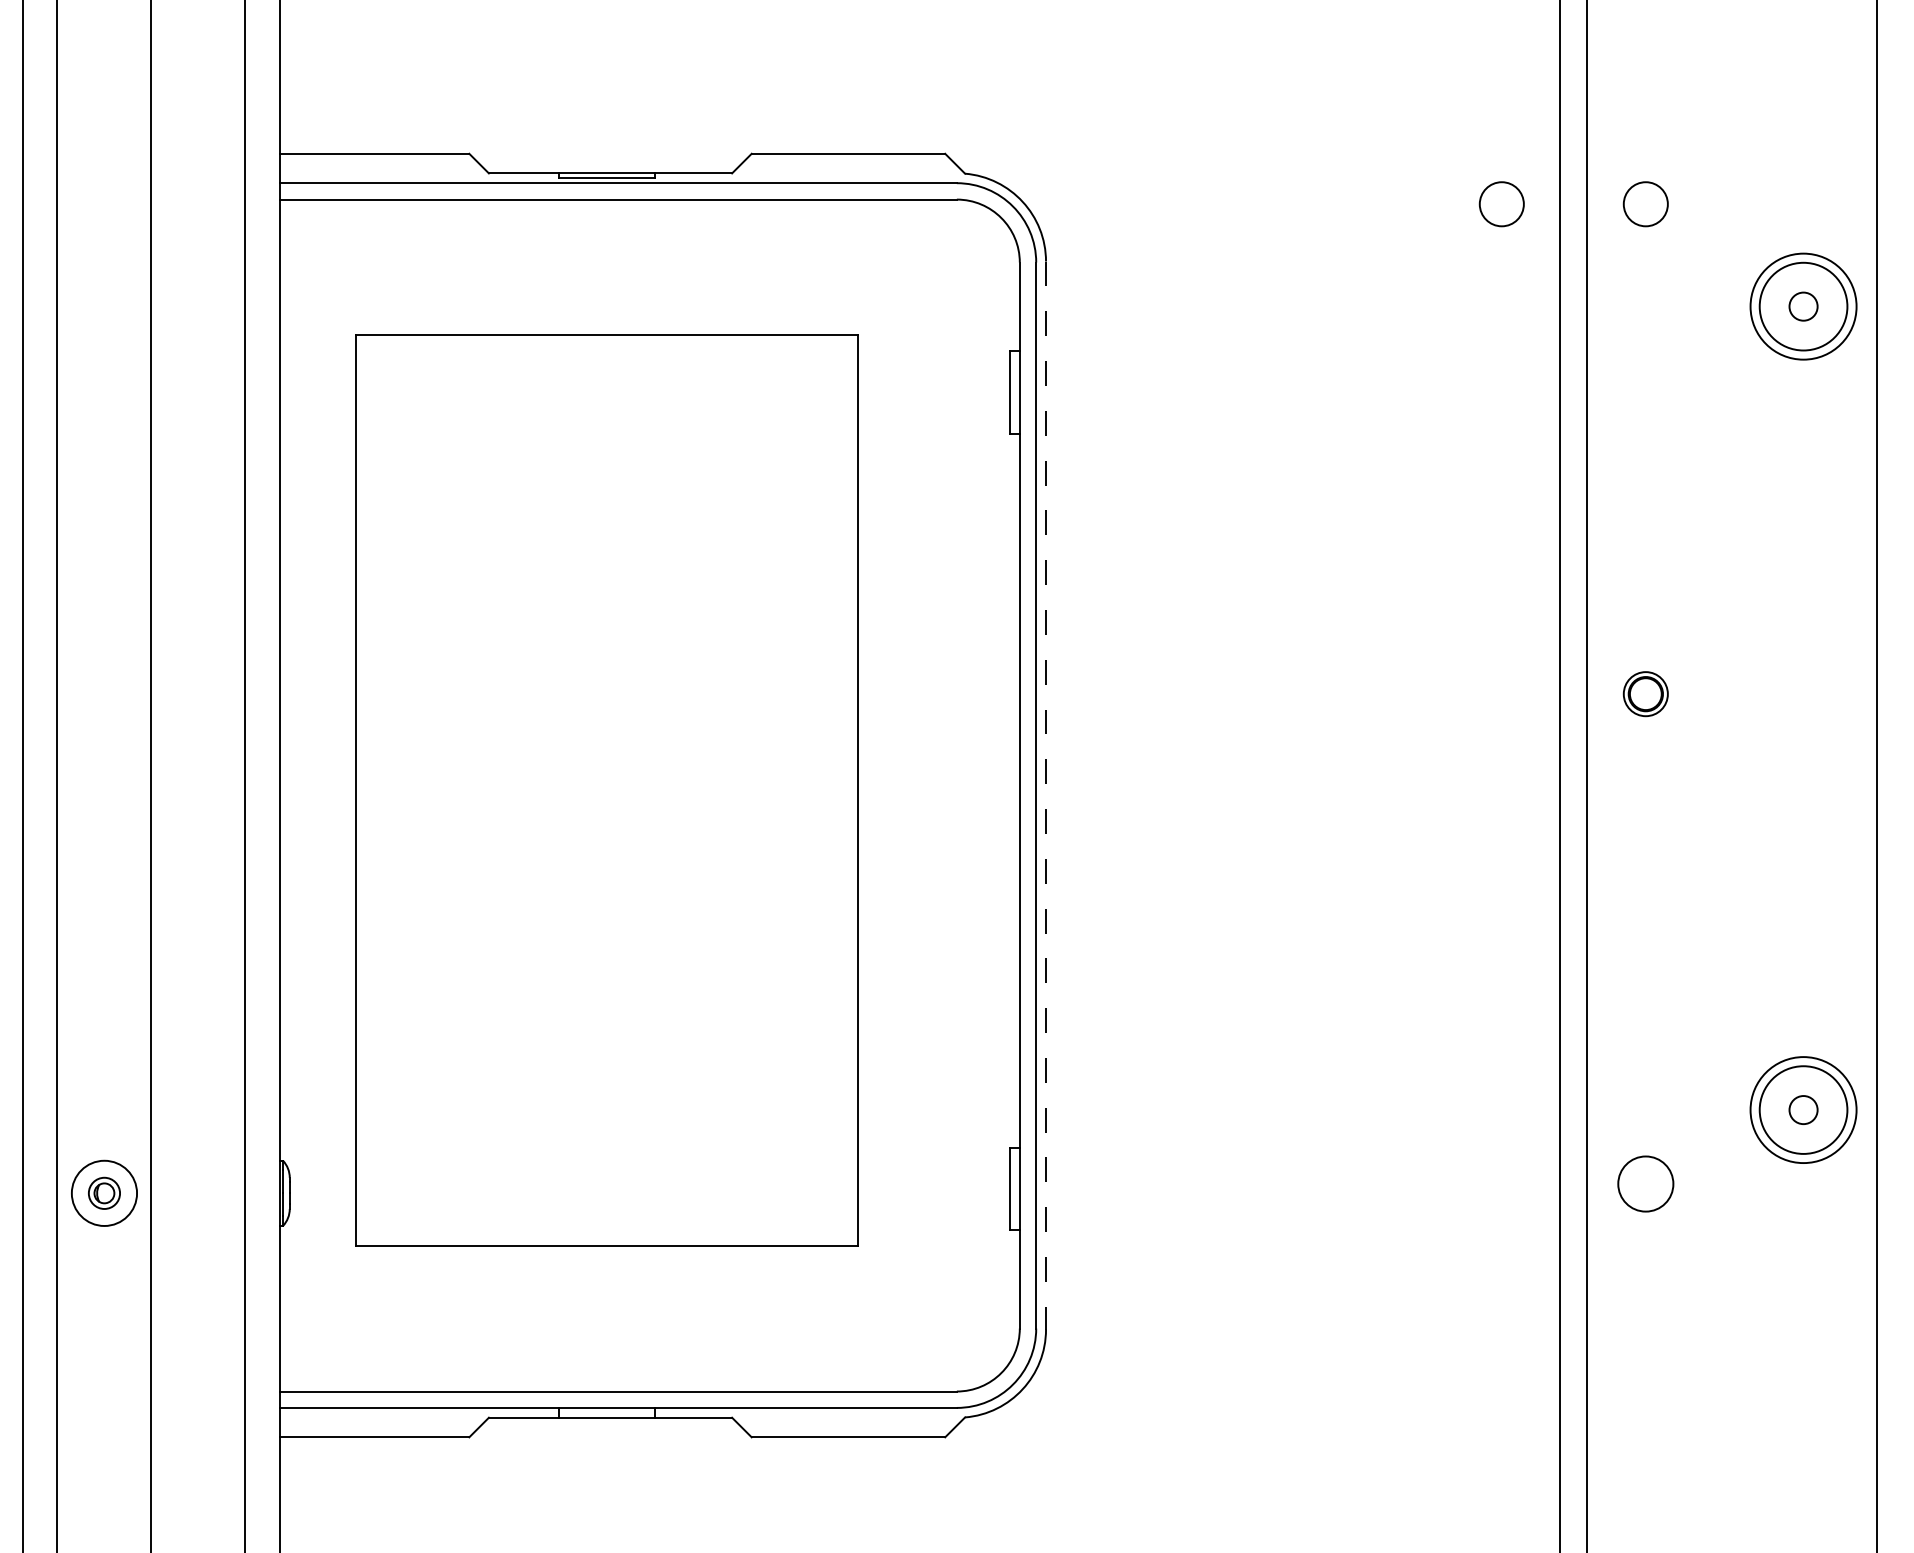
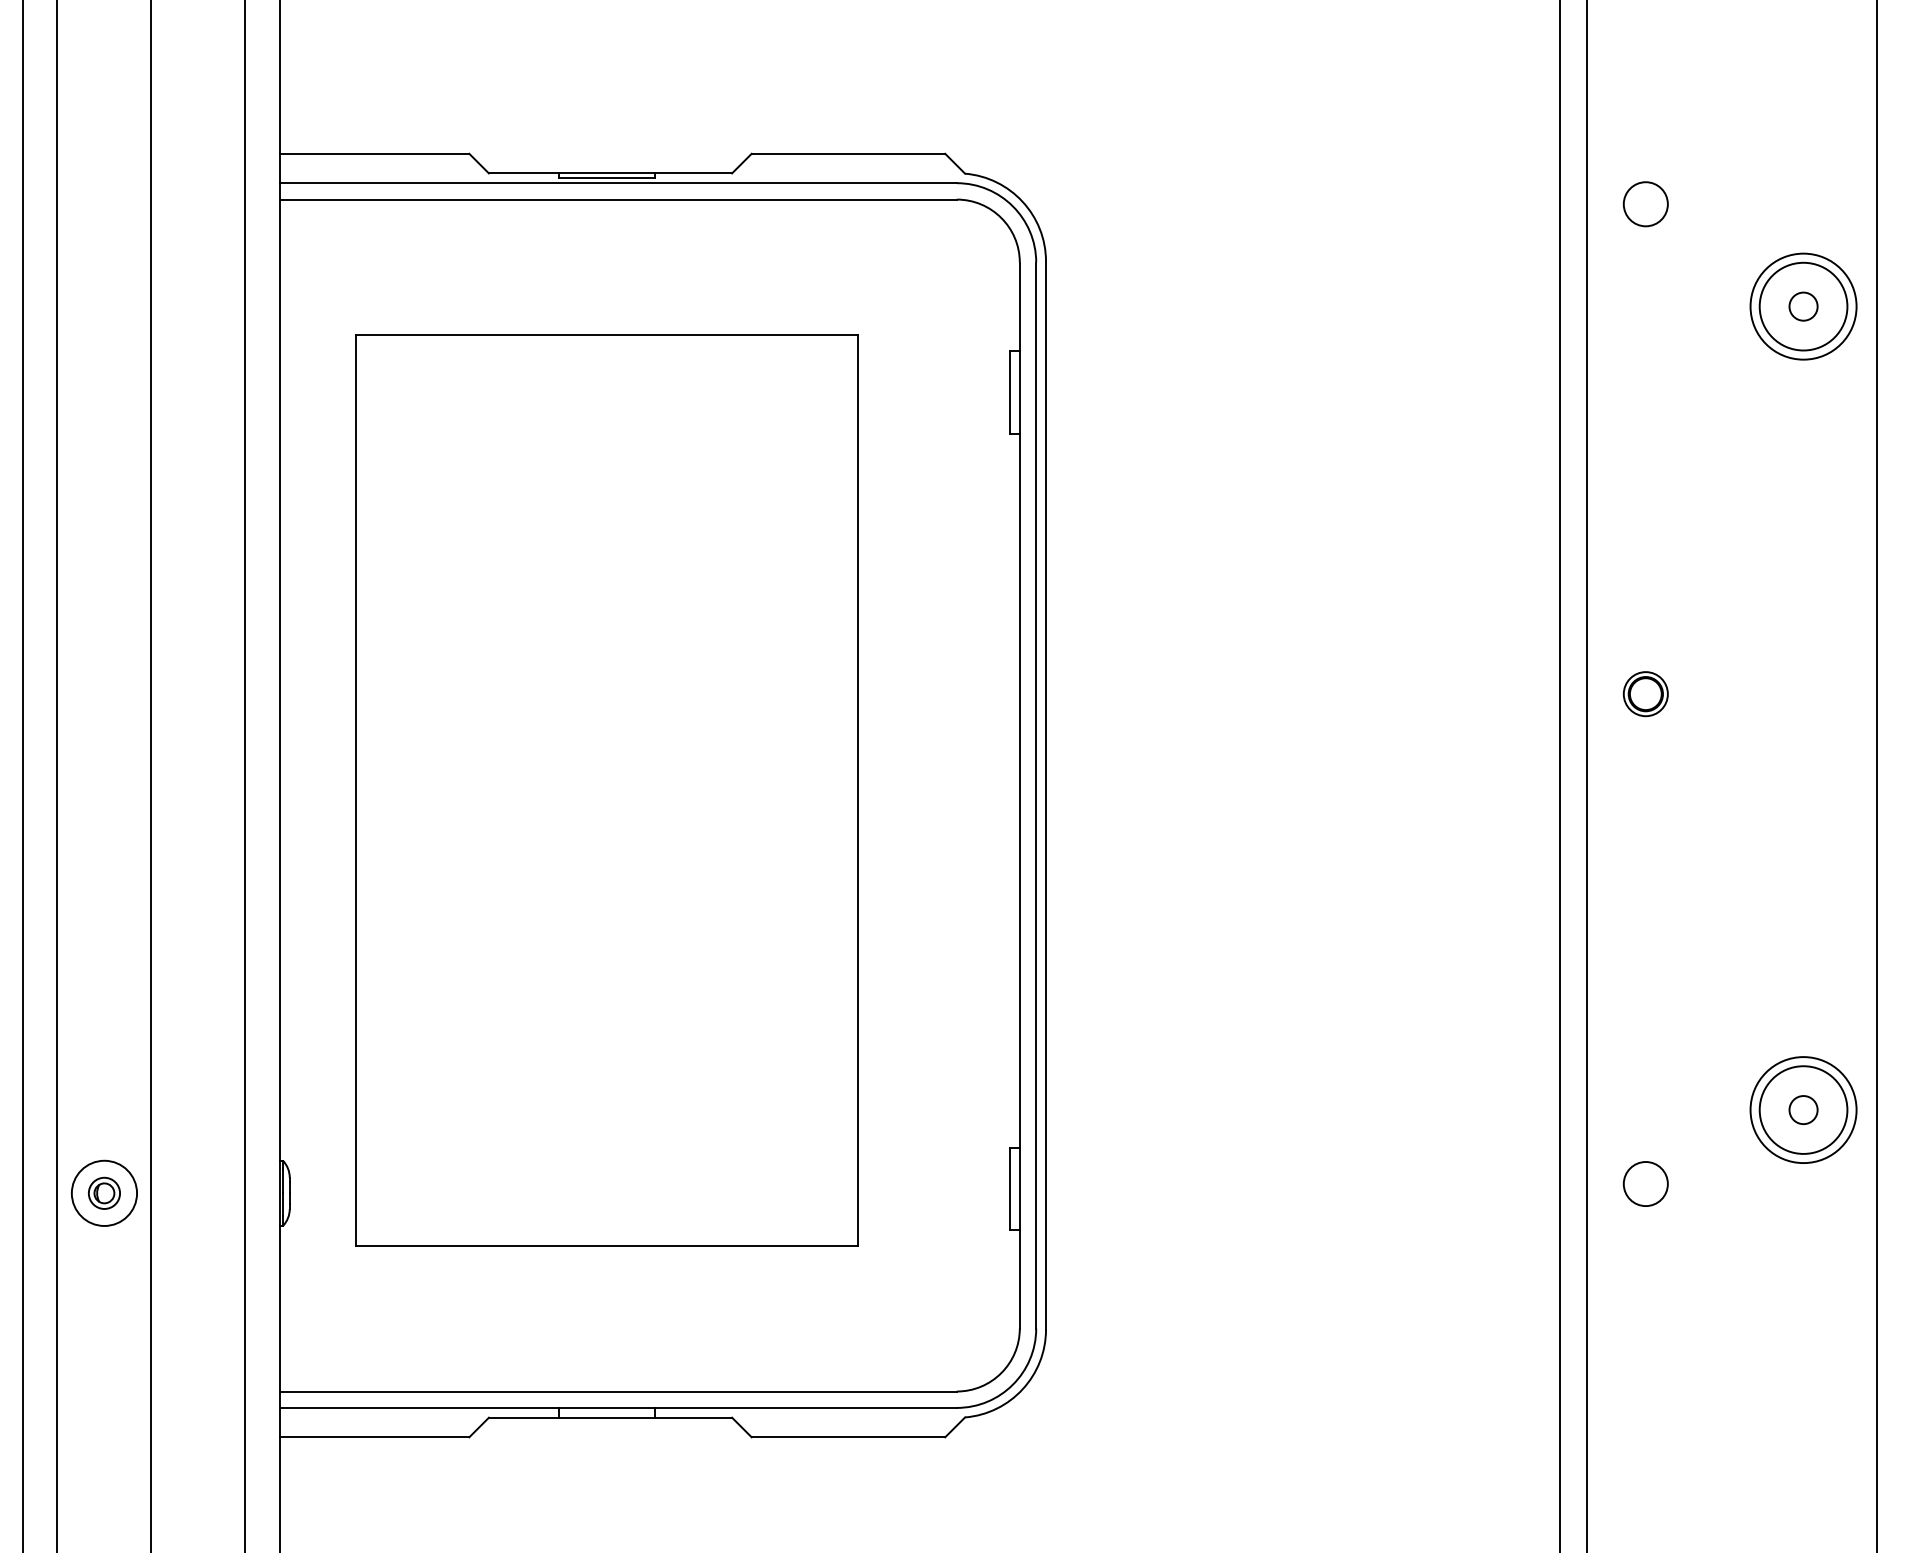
circle: present -> none (1501, 204)
line: dashed -> solid (1046, 795)
circle diameter: 55 px -> 44 px (1645, 1184)
